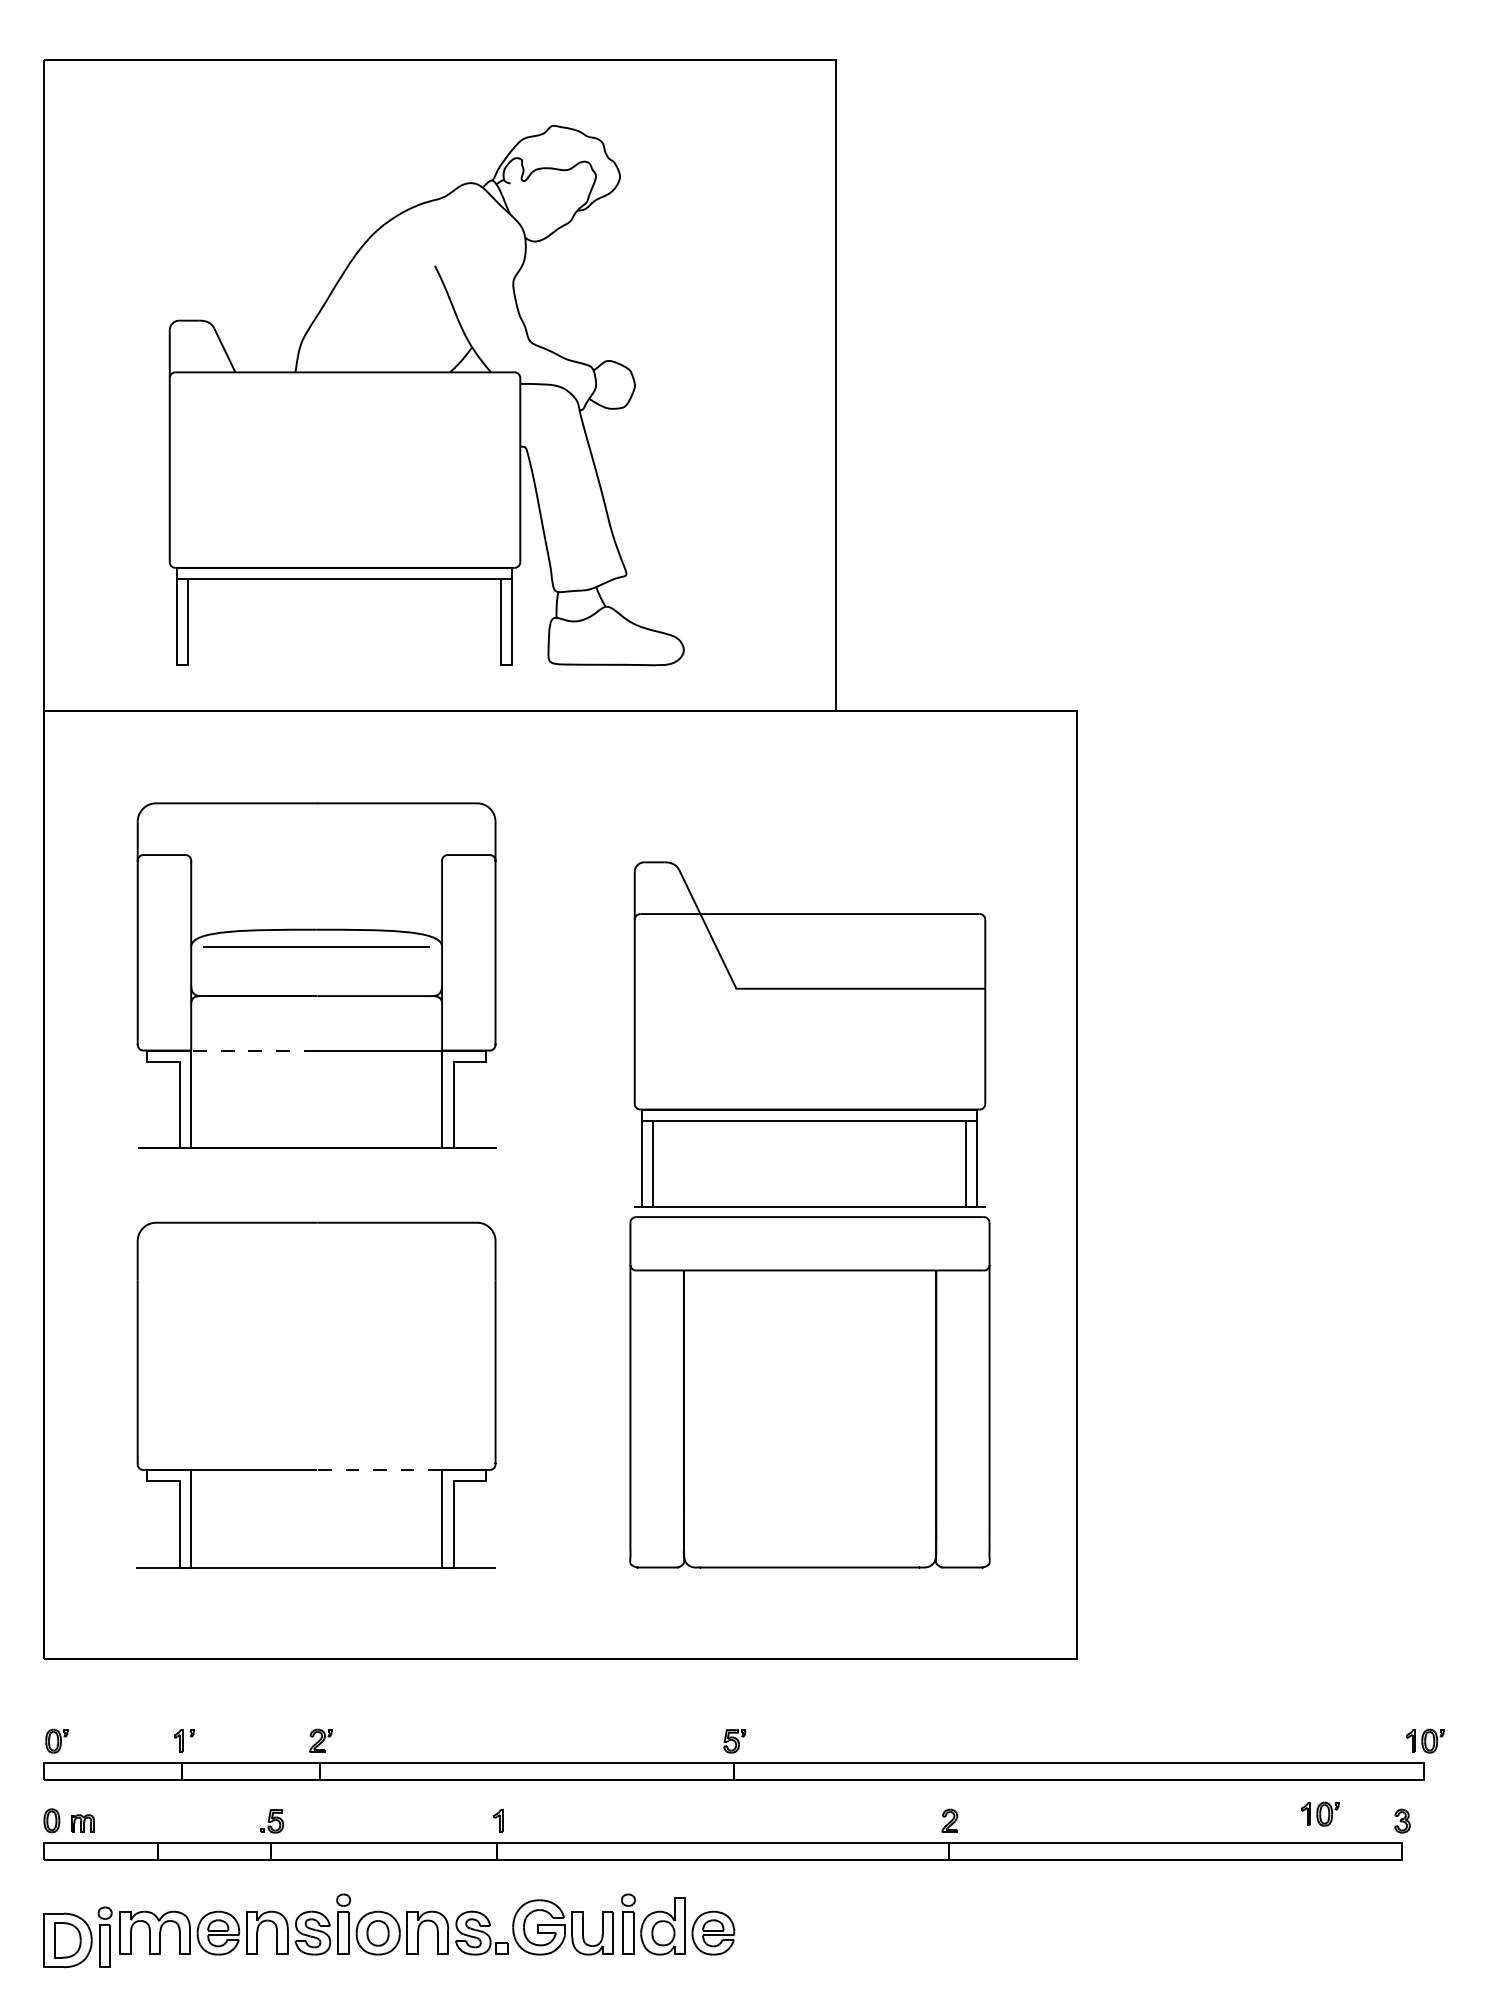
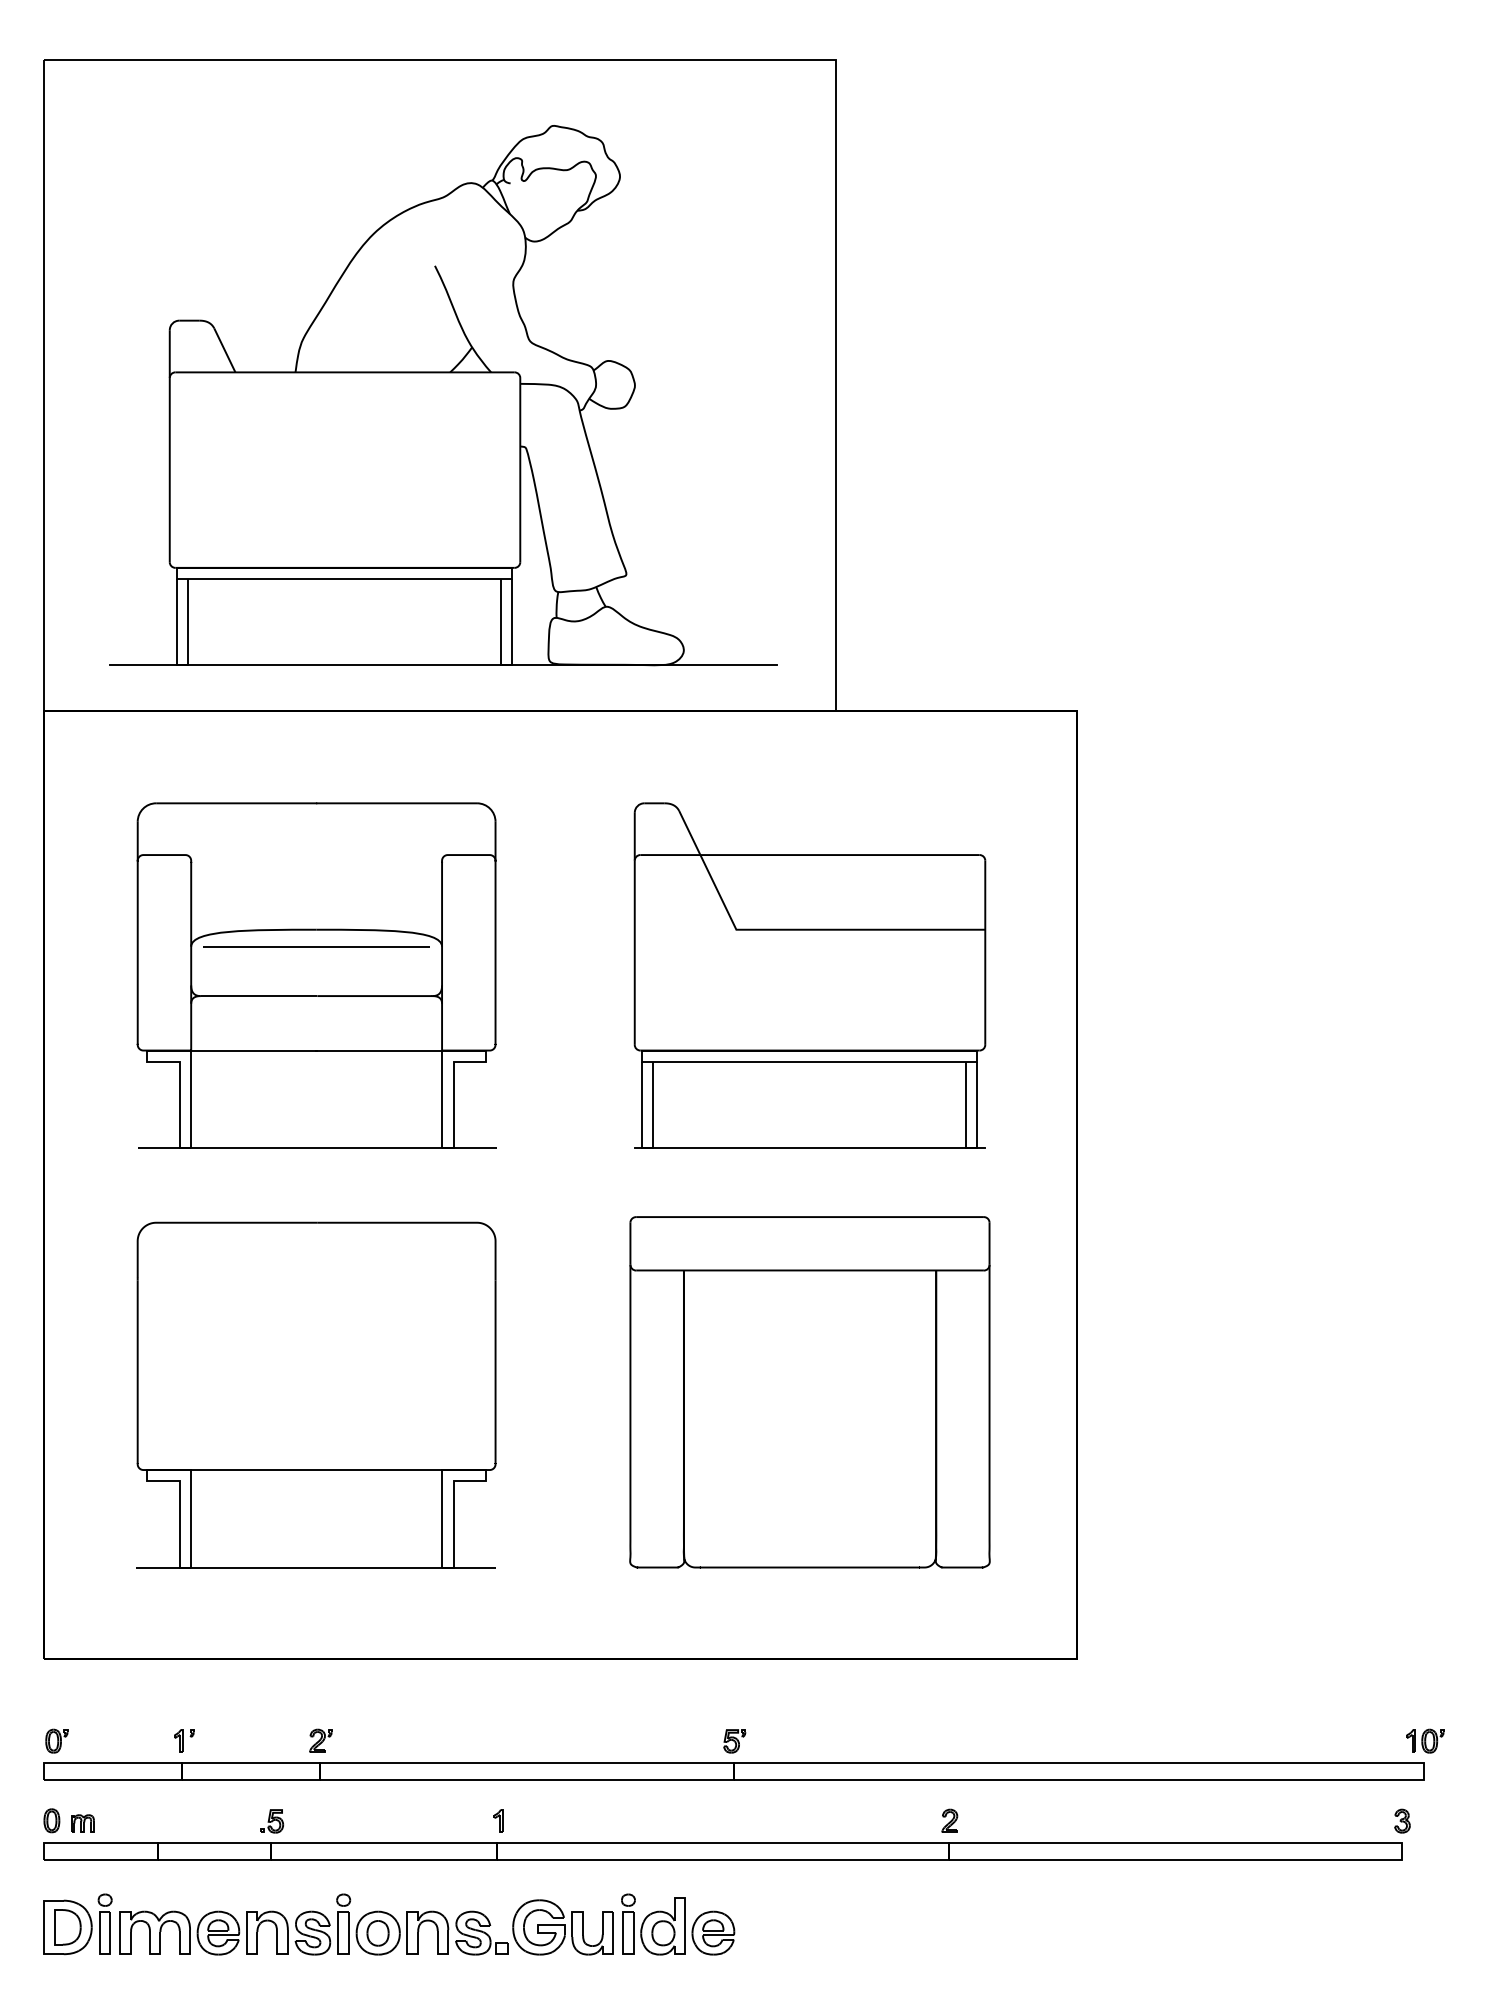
line: none -> present (443, 665)
part position: (809, 1034) -> (809, 975) (809, 975)
line: dashed -> solid (253, 1050)
line: dashed -> solid (379, 1470)
part: present -> none (1320, 1813)
part position: (77, 1937) -> (77, 1924) (77, 1924)
